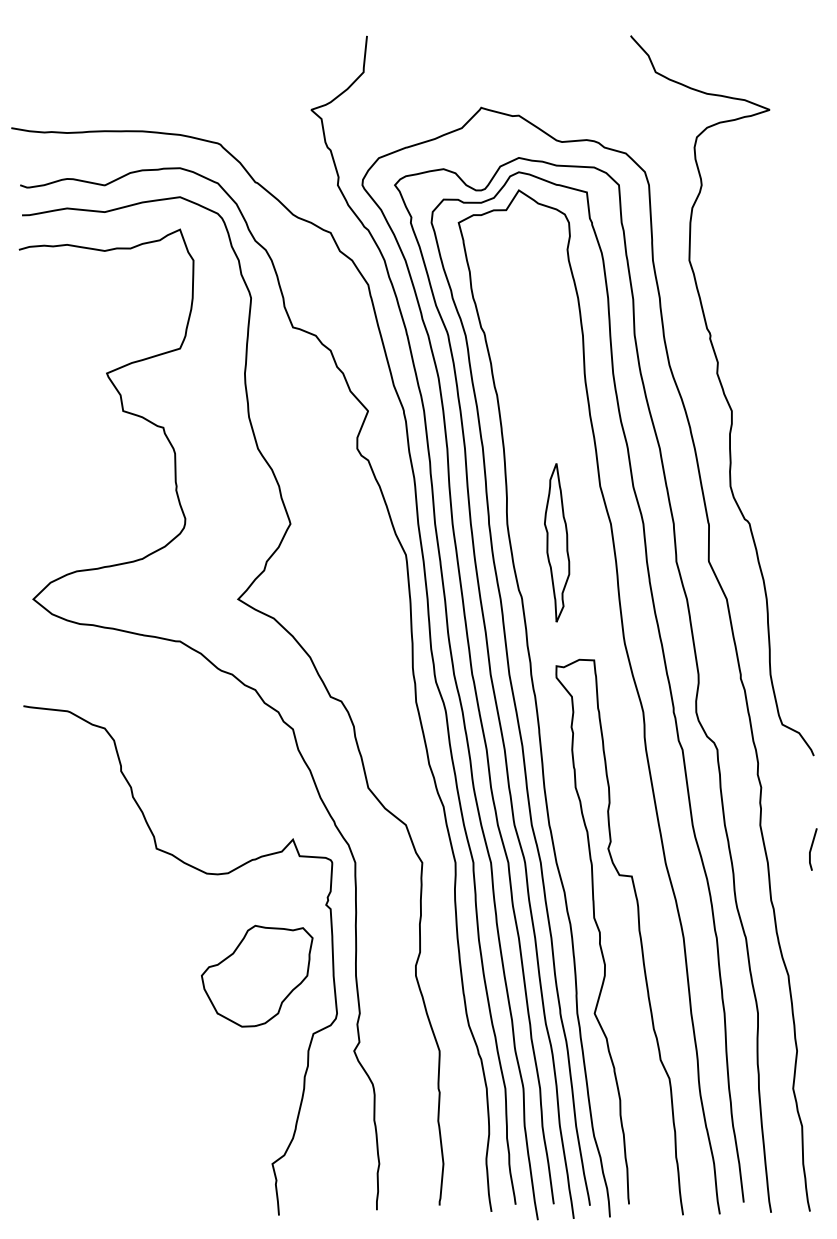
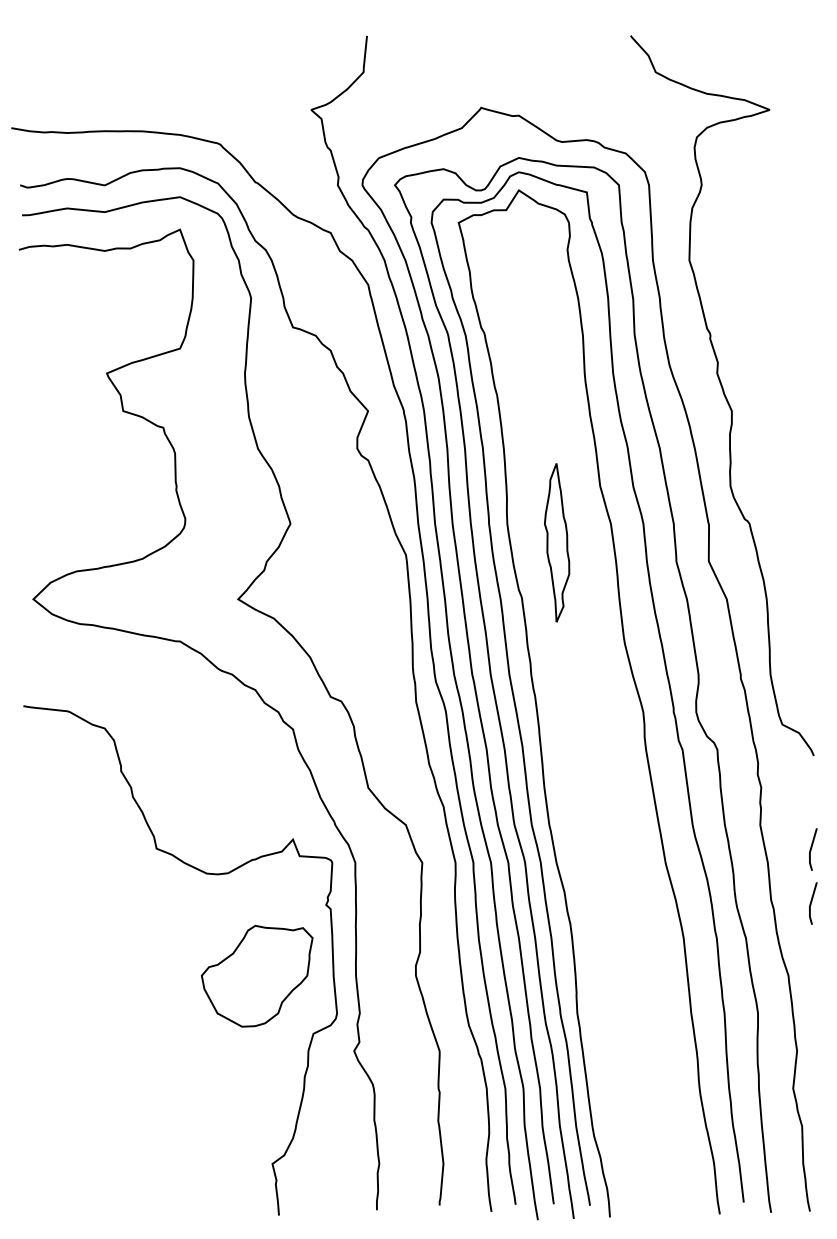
line: none -> present (811, 903)
curve: present -> none (600, 936)
